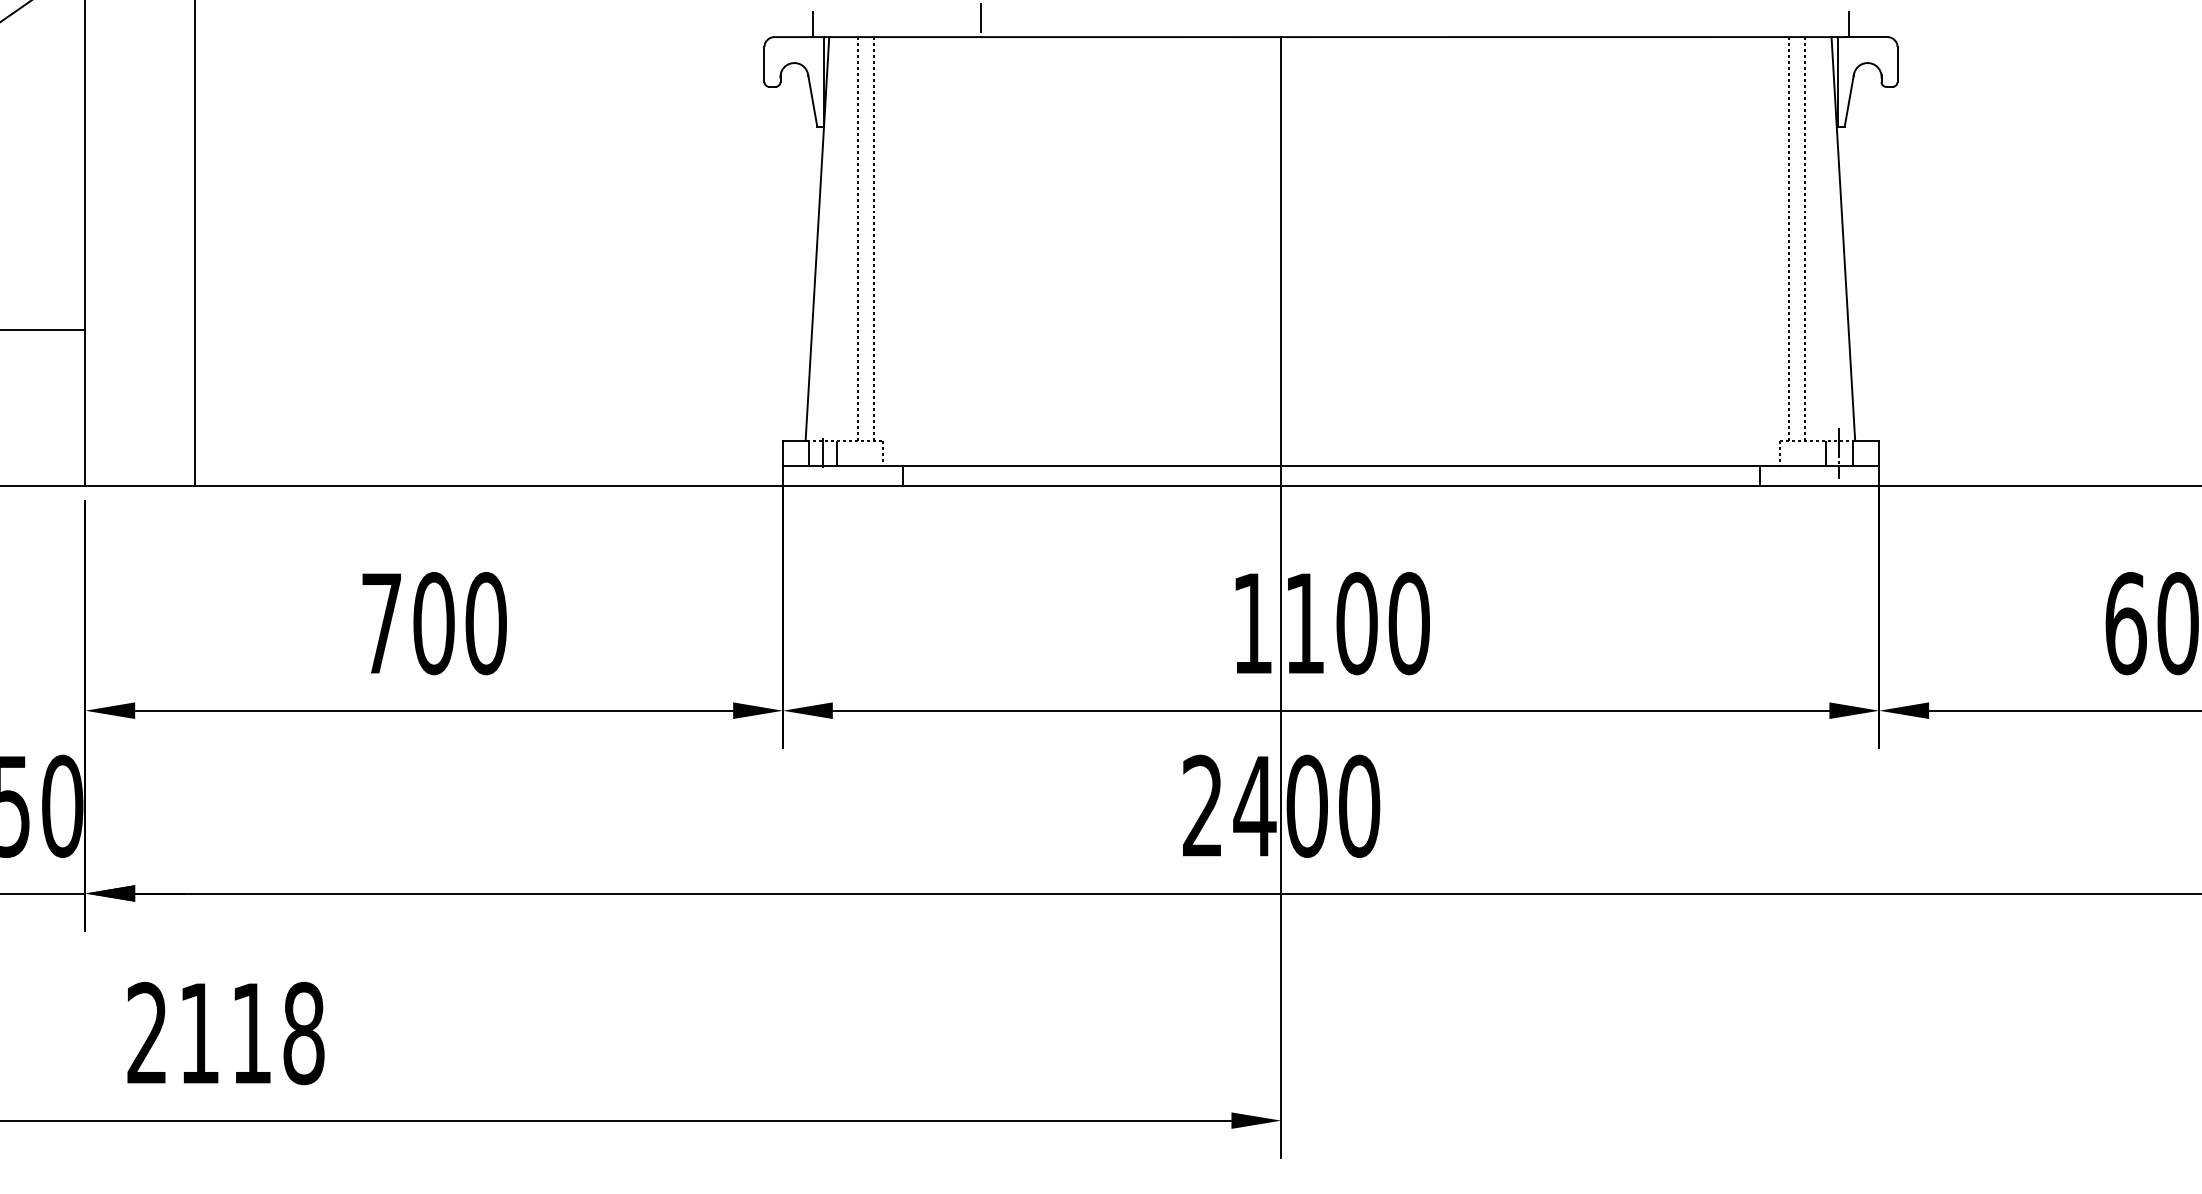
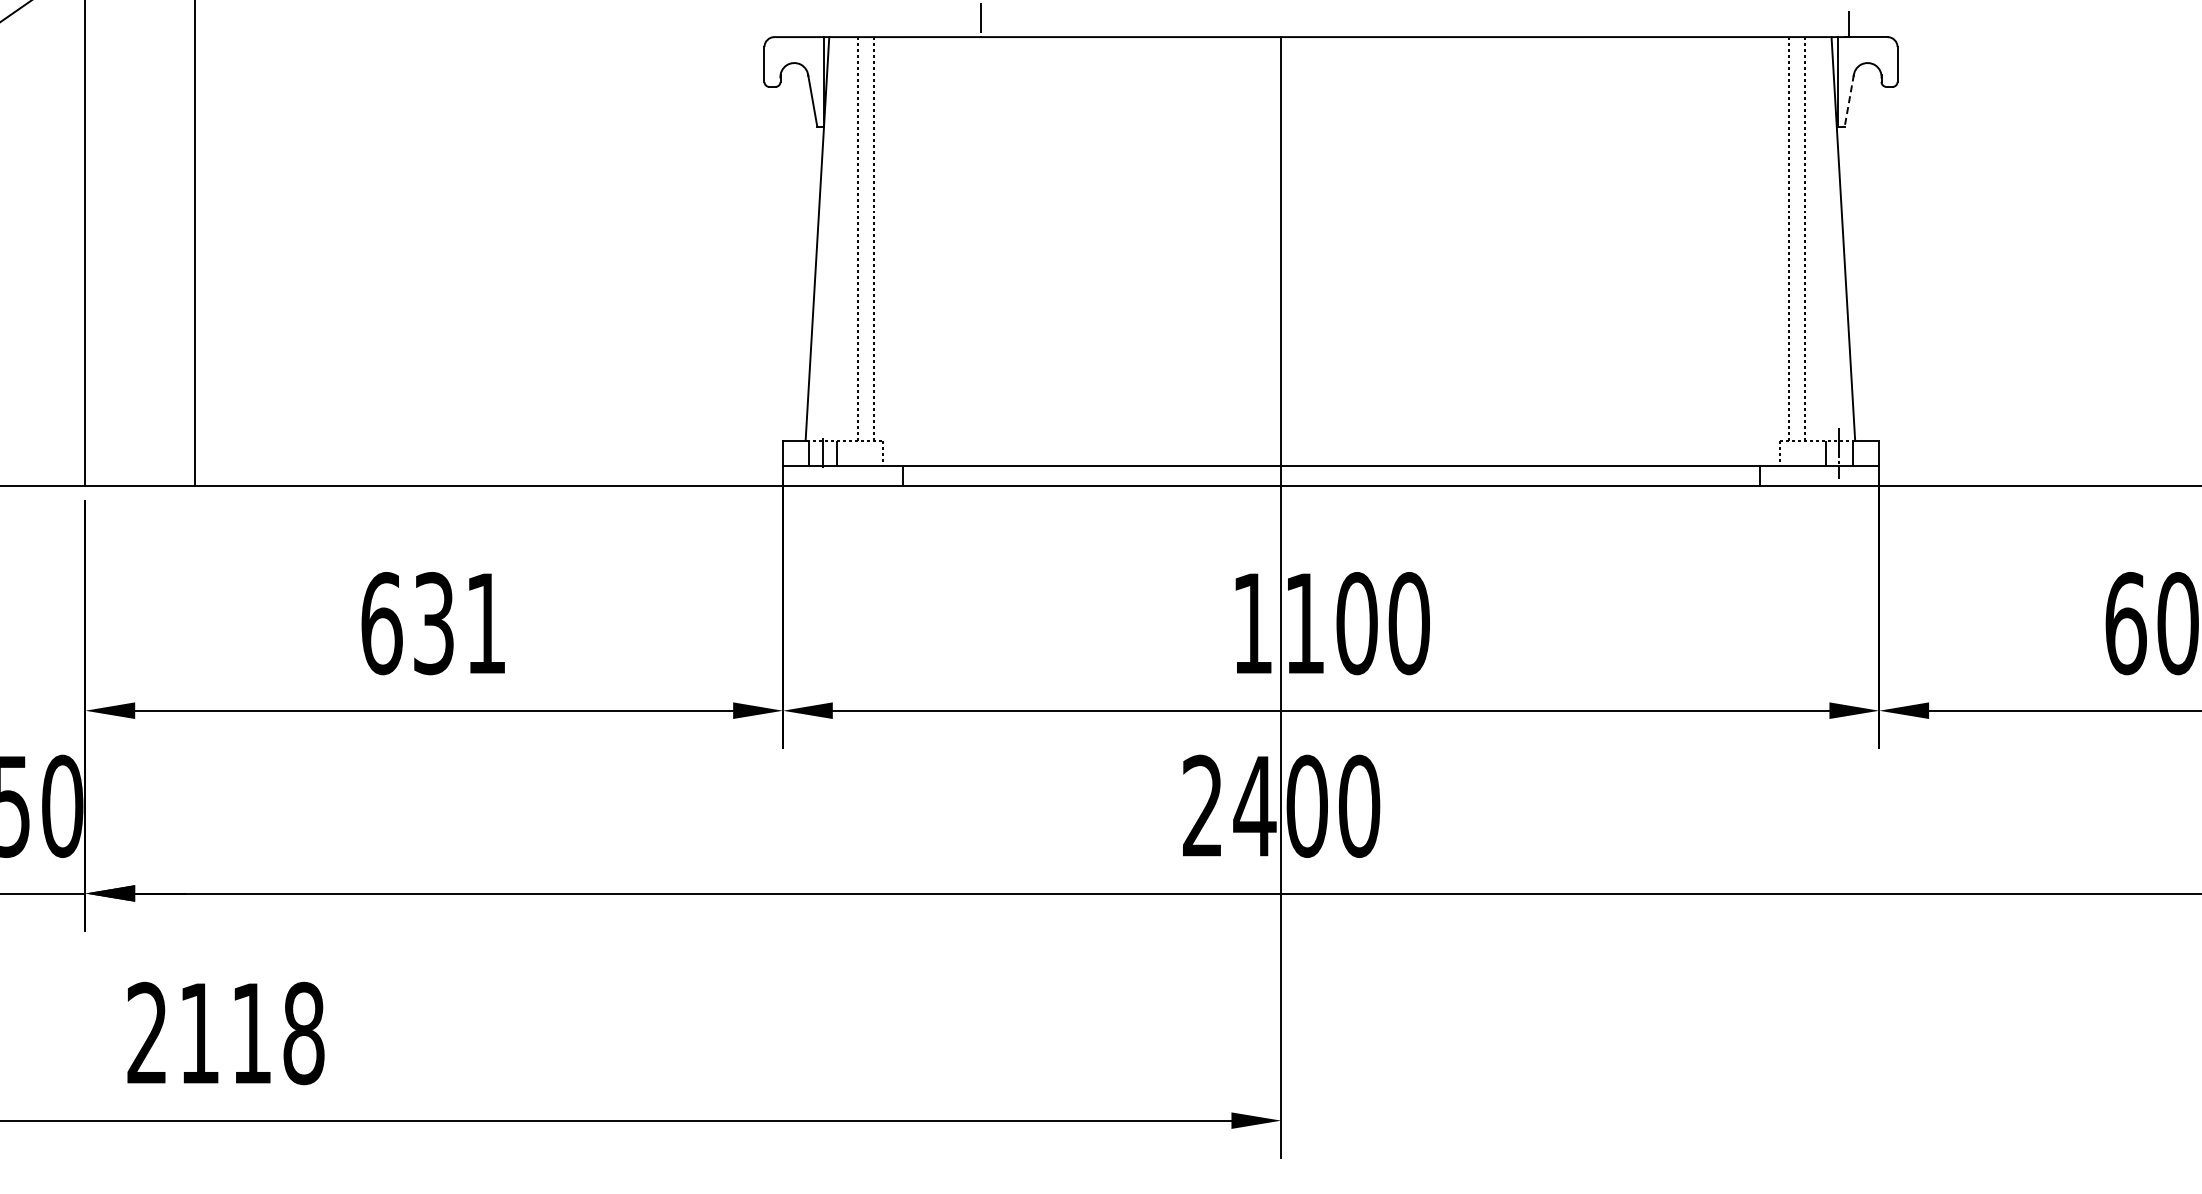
line: present -> none (812, 24)
line: solid -> dashed (1849, 100)
line: present -> none (43, 330)
text: 700 -> 631 (433, 623)
